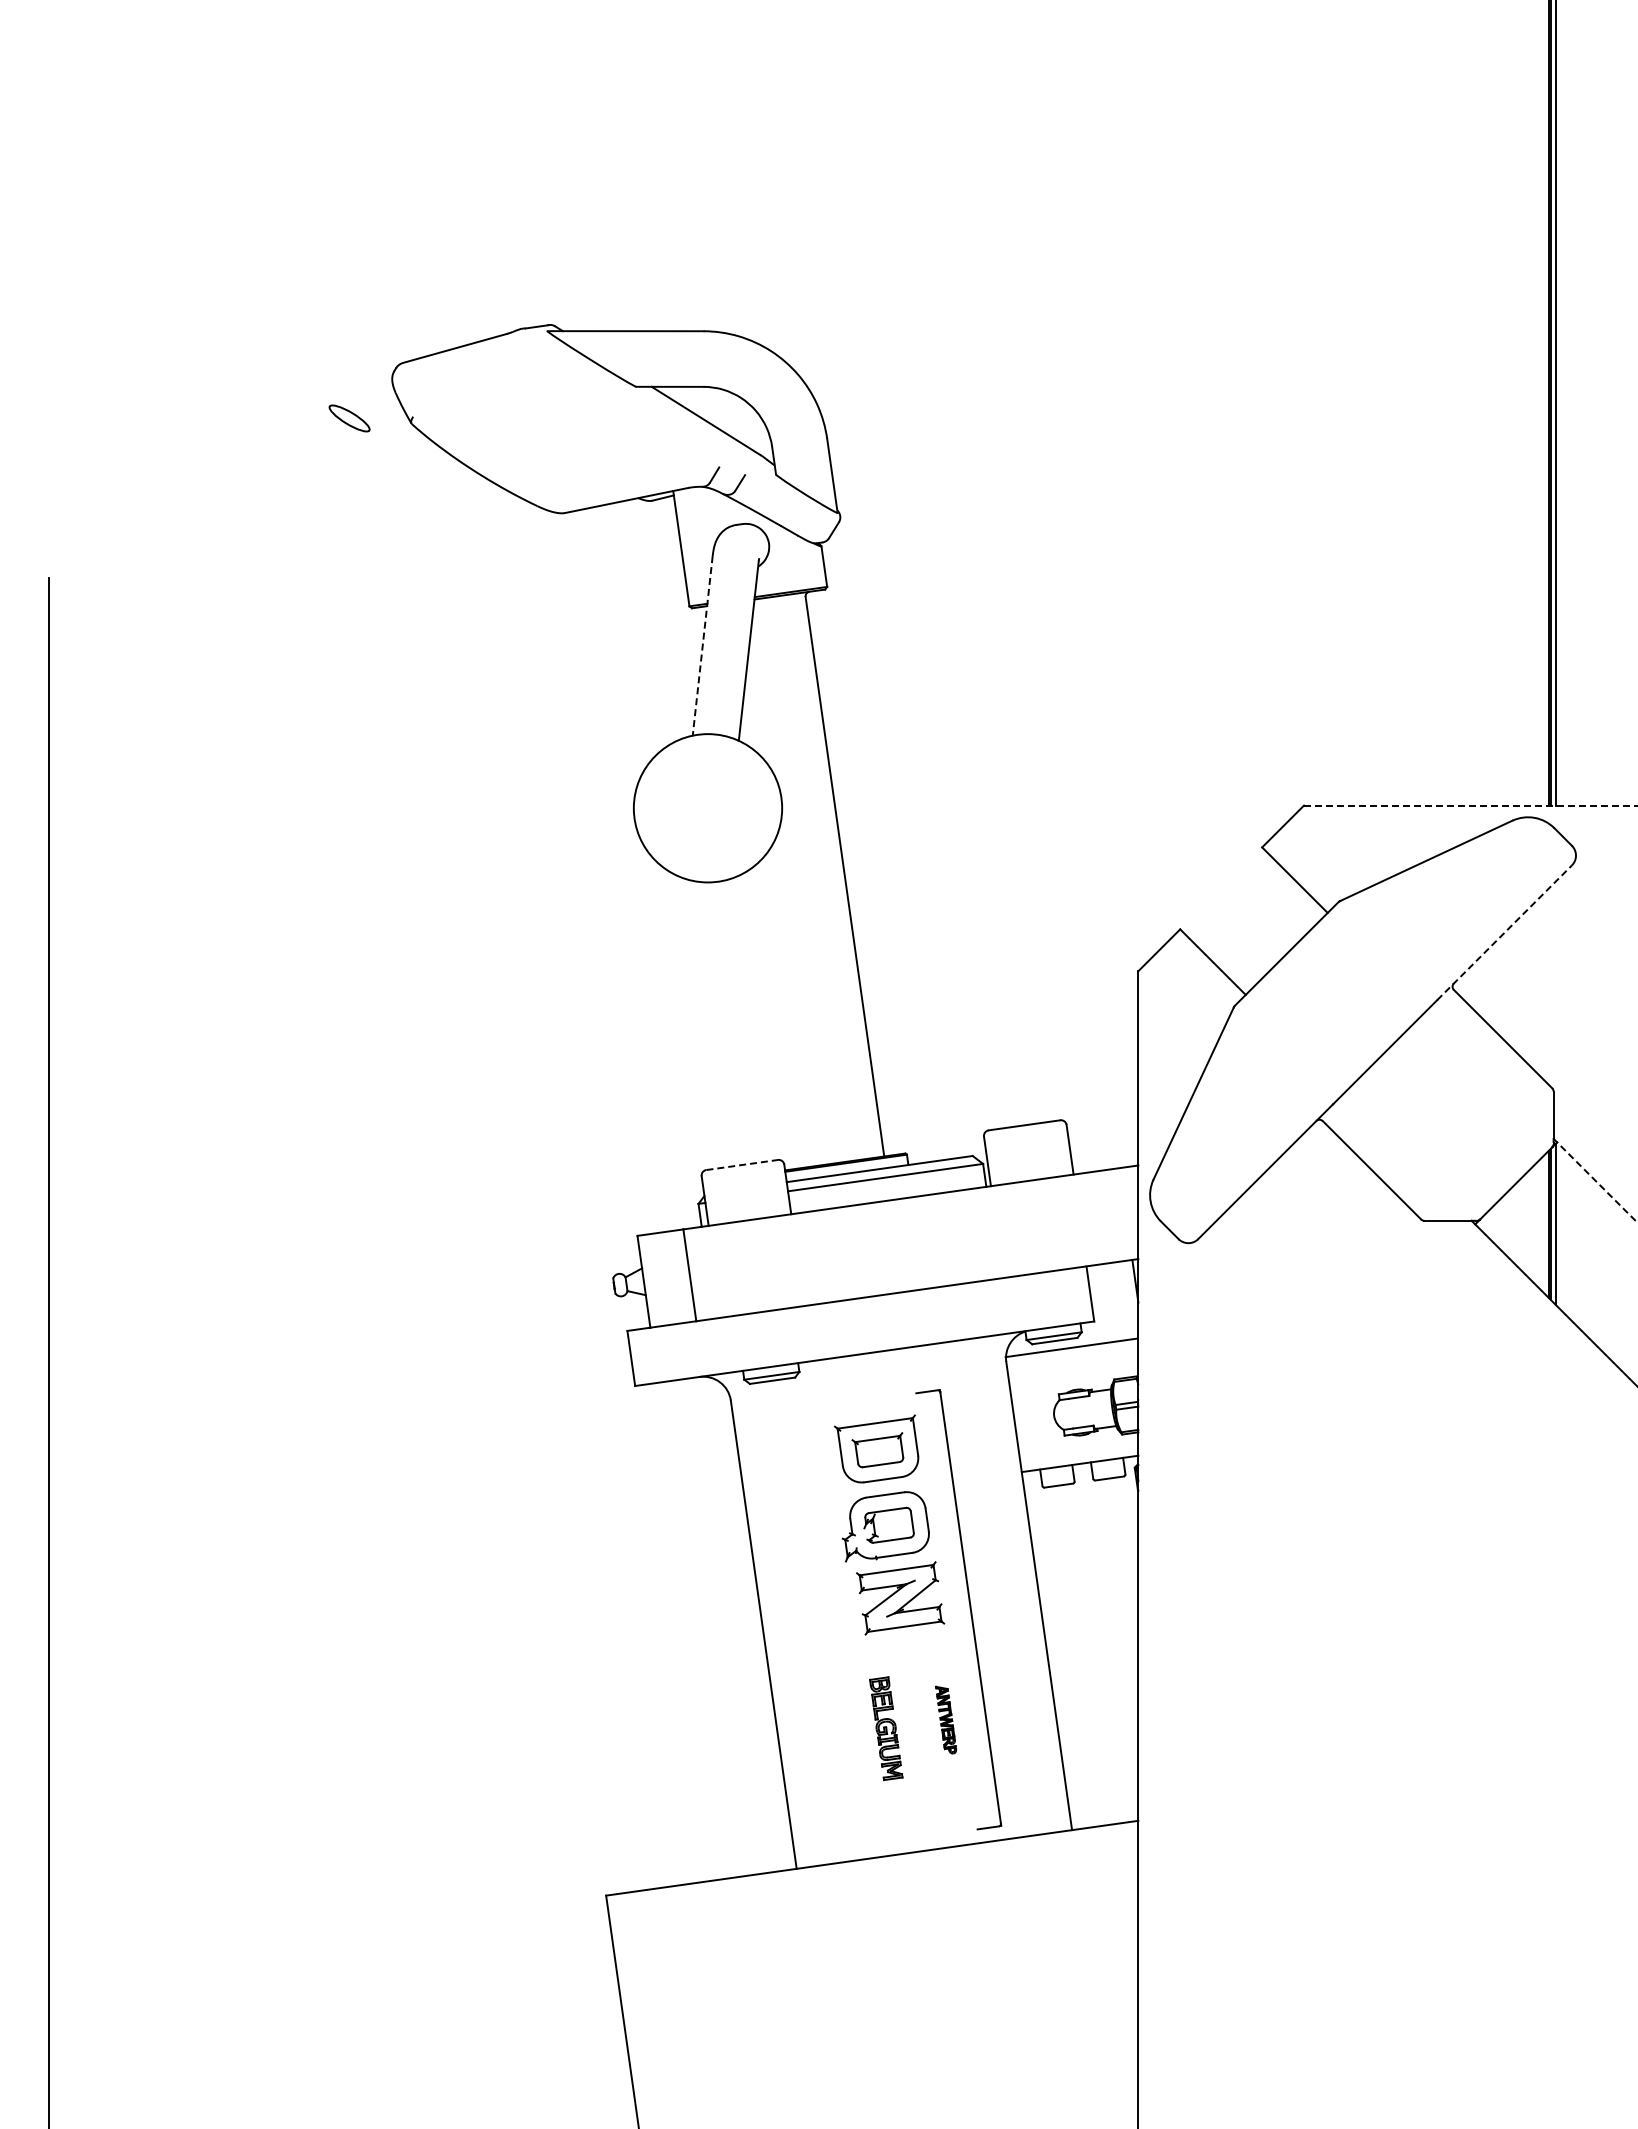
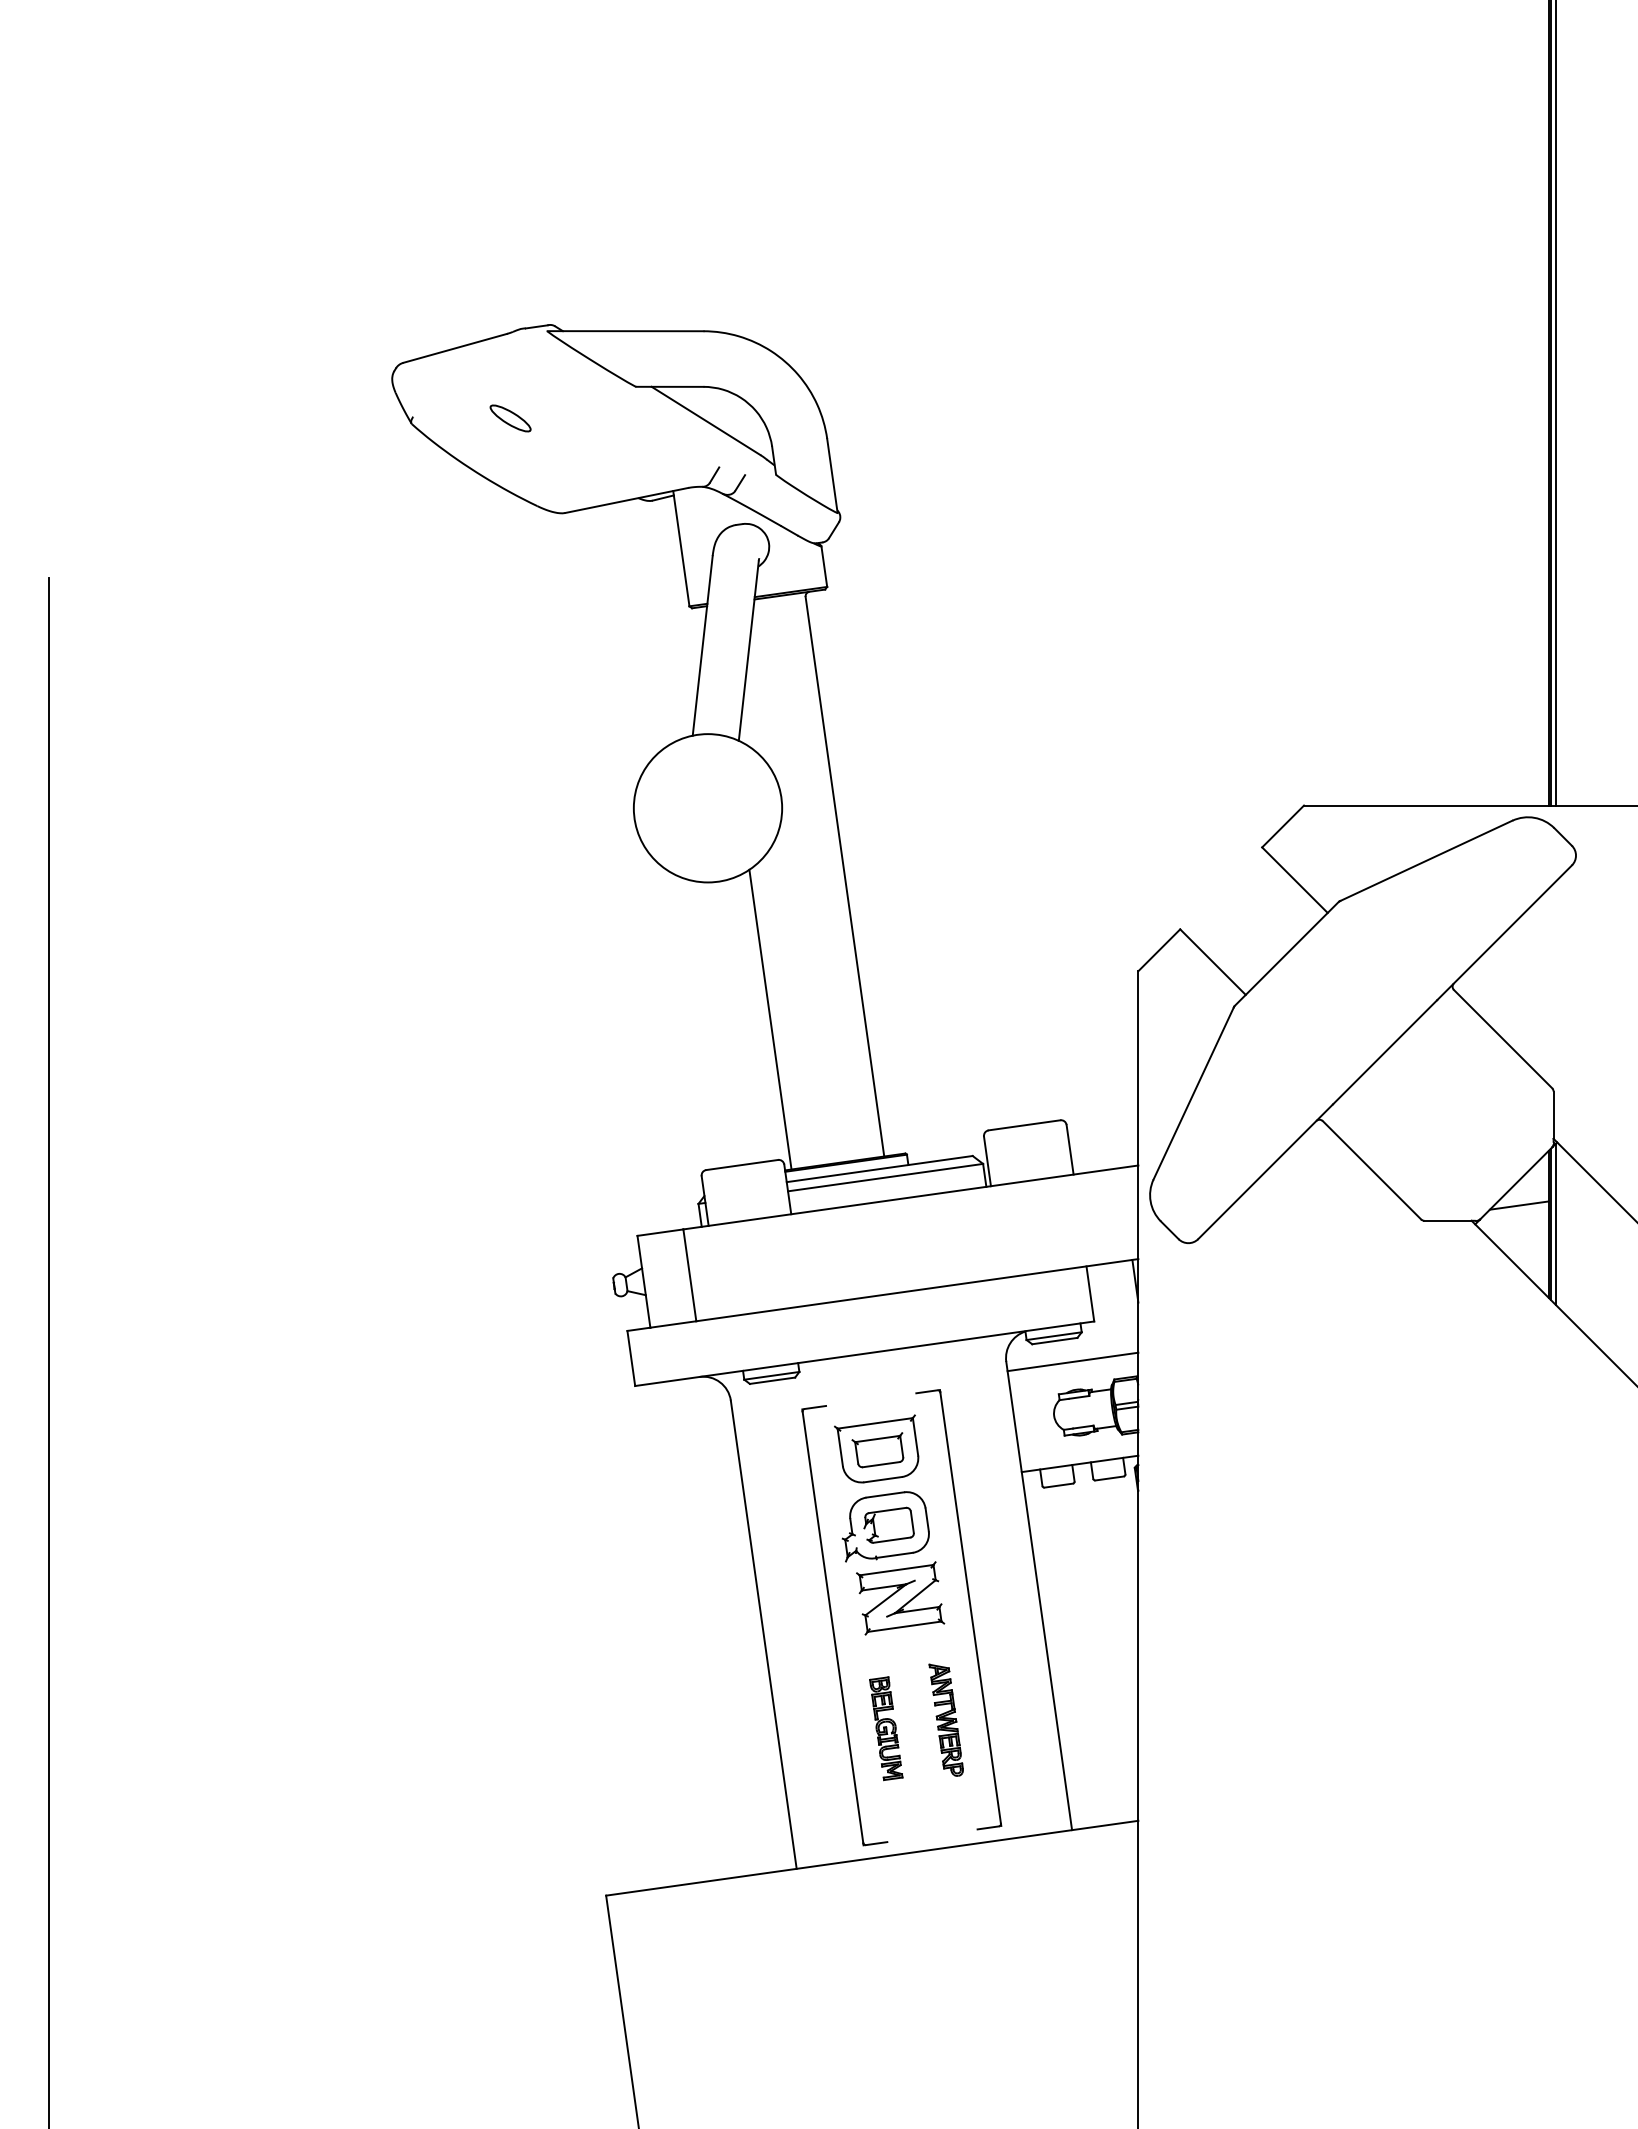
part position: (349, 418) -> (510, 418) (510, 418)
line: dashed -> solid (702, 646)
line: dashed -> solid (1471, 805)
line: dashed -> solid (1504, 932)
line: none -> present (770, 1019)
line: dashed -> solid (742, 1164)
line: dashed -> solid (1595, 1180)
line: none -> present (1518, 1205)
line position: (1070, 1347) -> (1072, 1361) (1072, 1361)
part: none -> present (834, 1629)
part size: 23x70 px -> 36x114 px (945, 1719)
